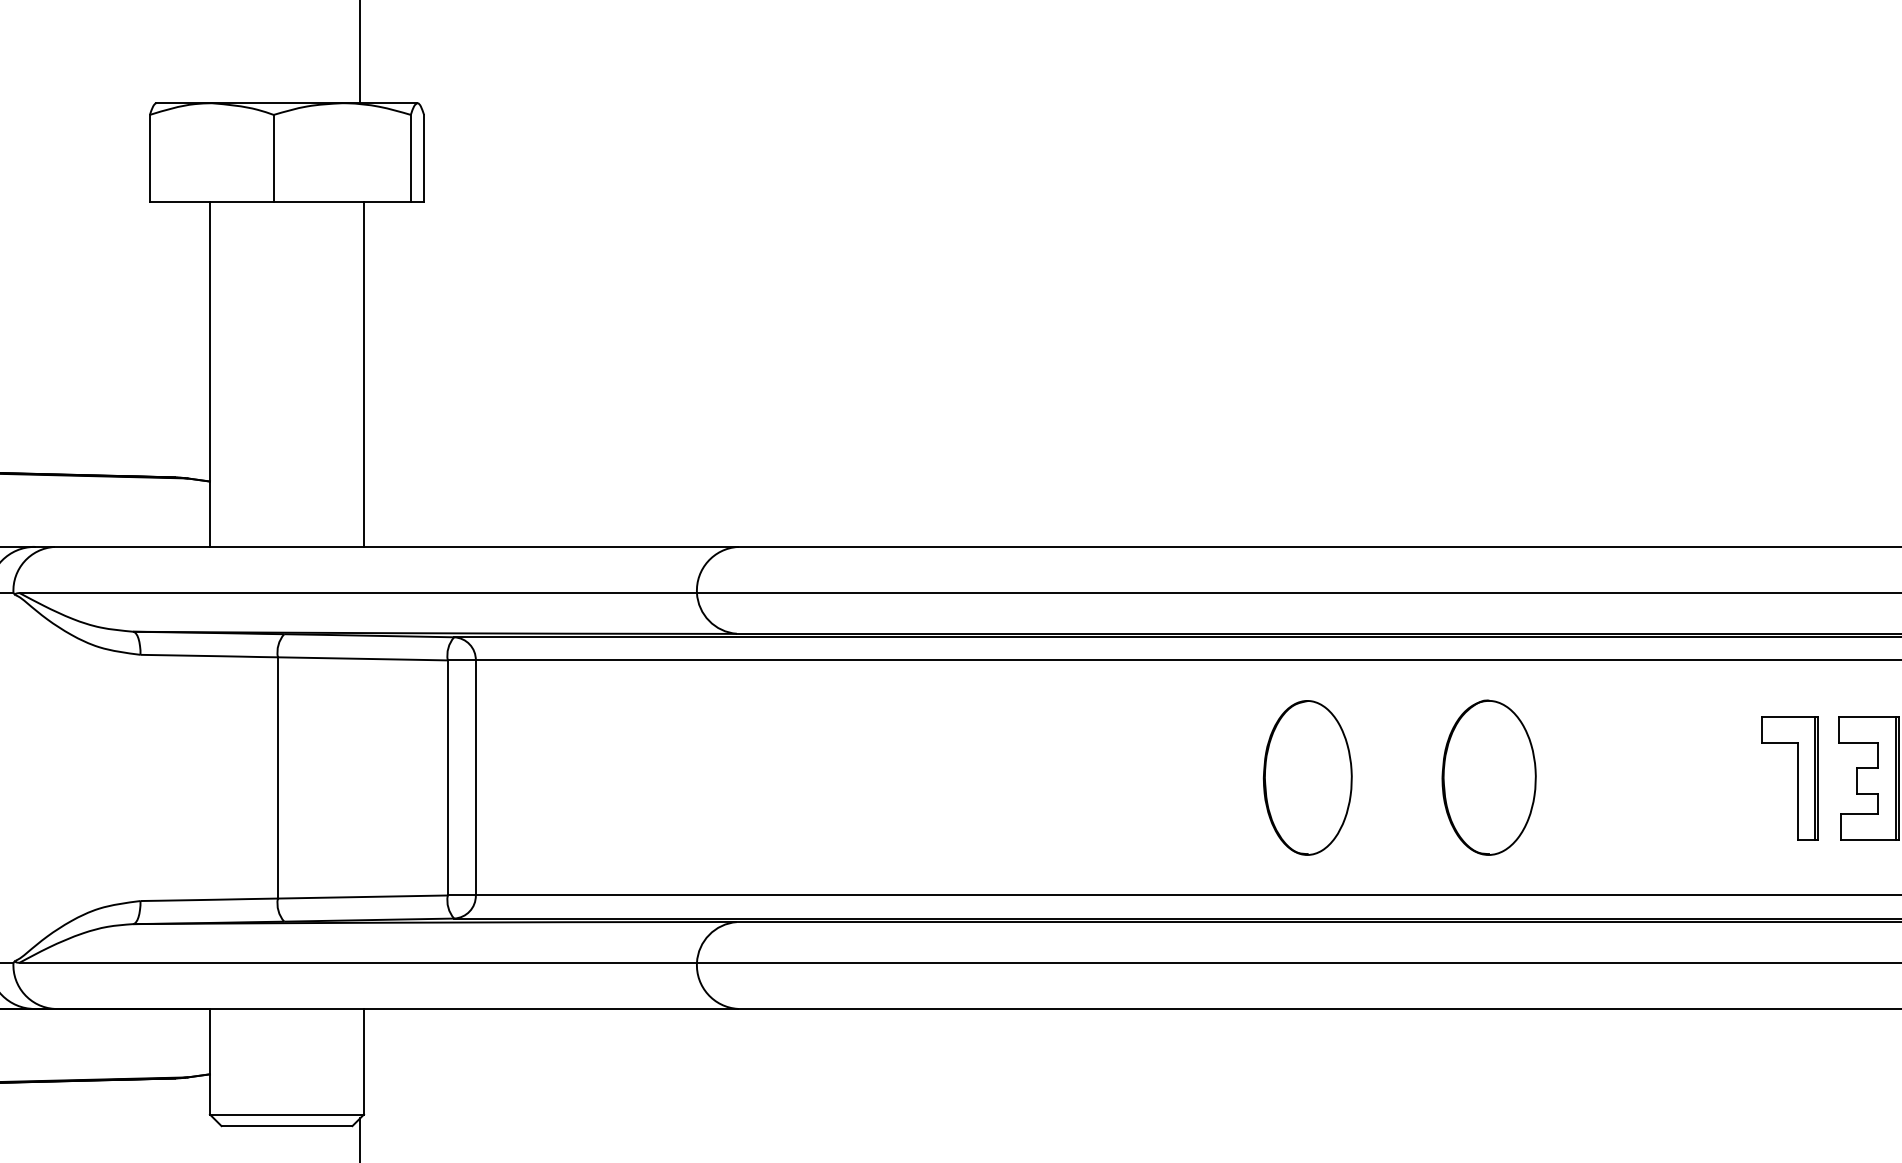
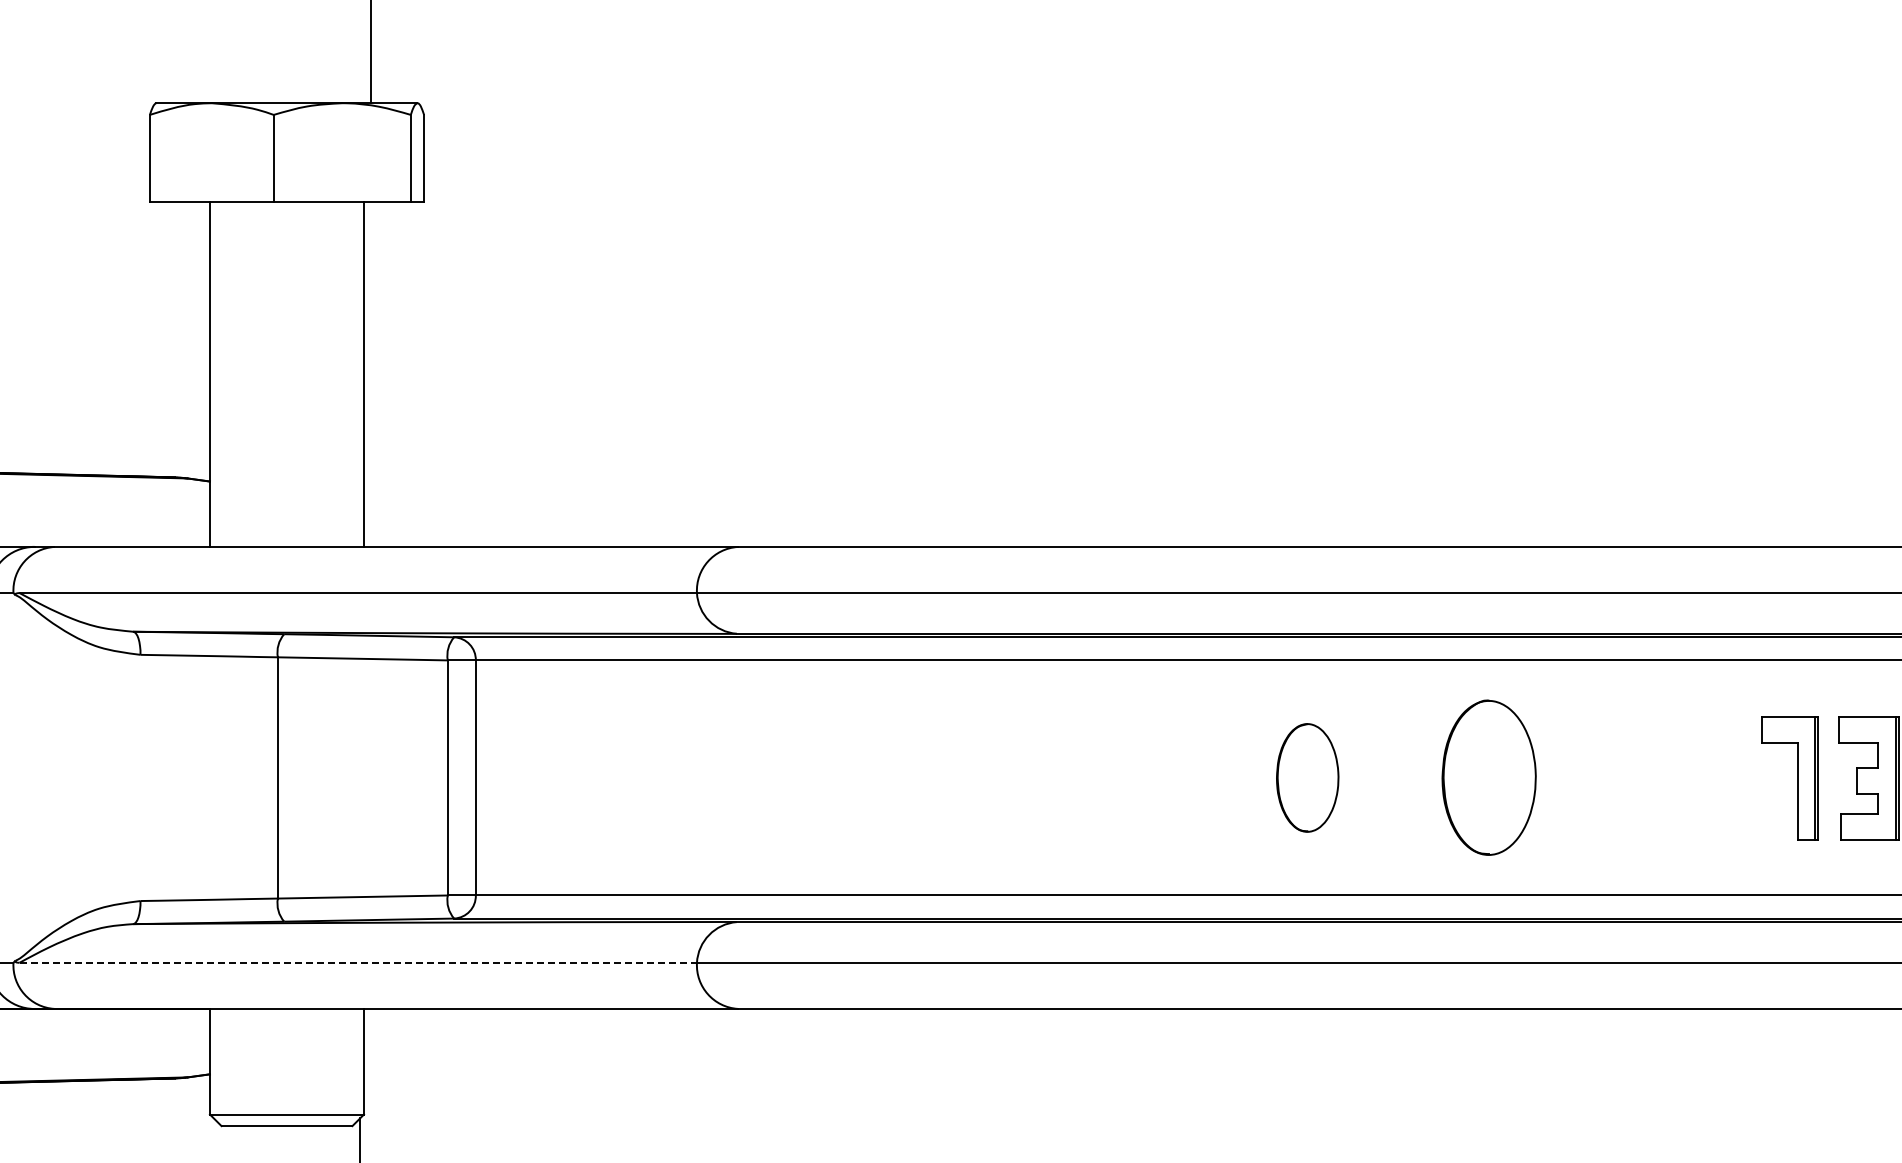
line position: (360, 52) -> (371, 52) (371, 52)
part size: 91x156 px -> 64x110 px (1307, 777)
line: solid -> dashed (358, 962)
